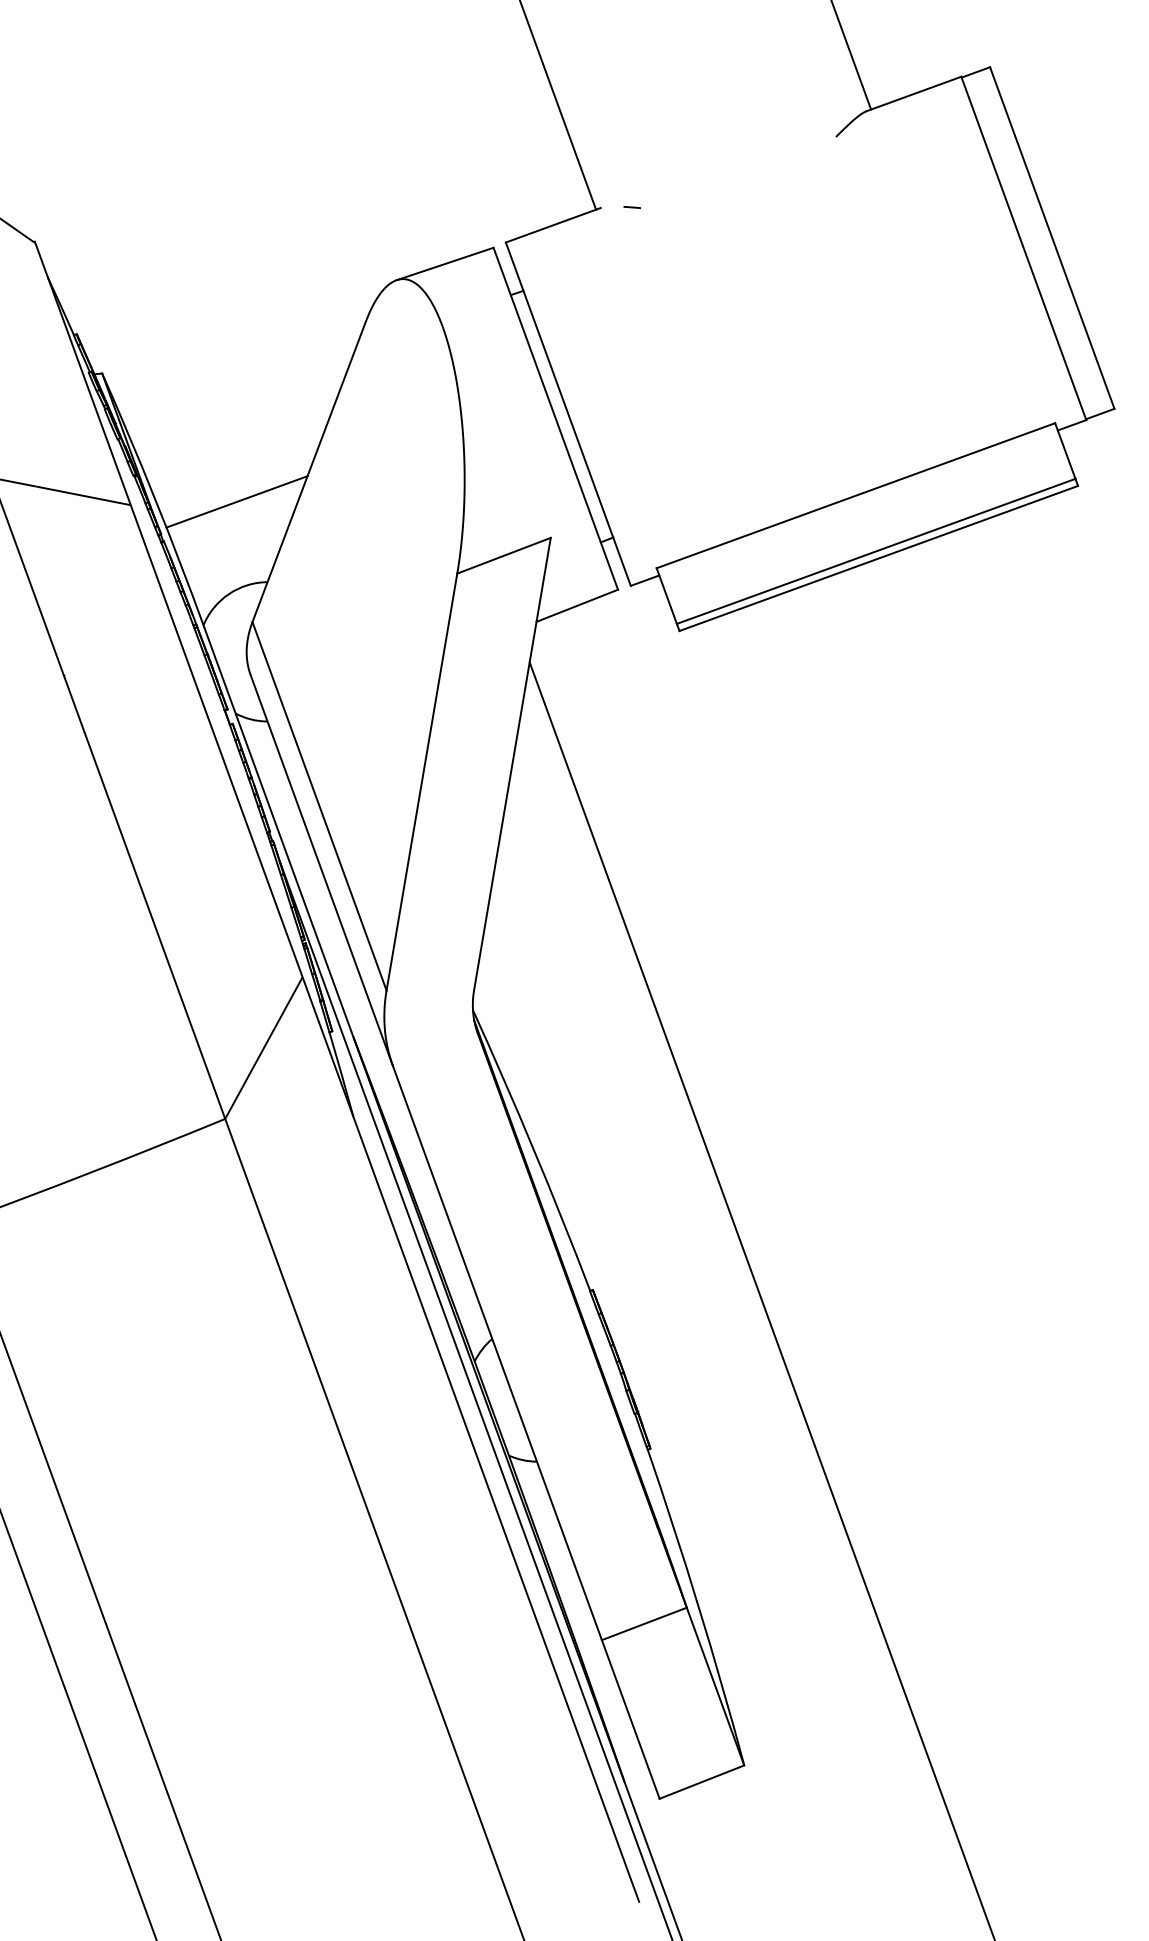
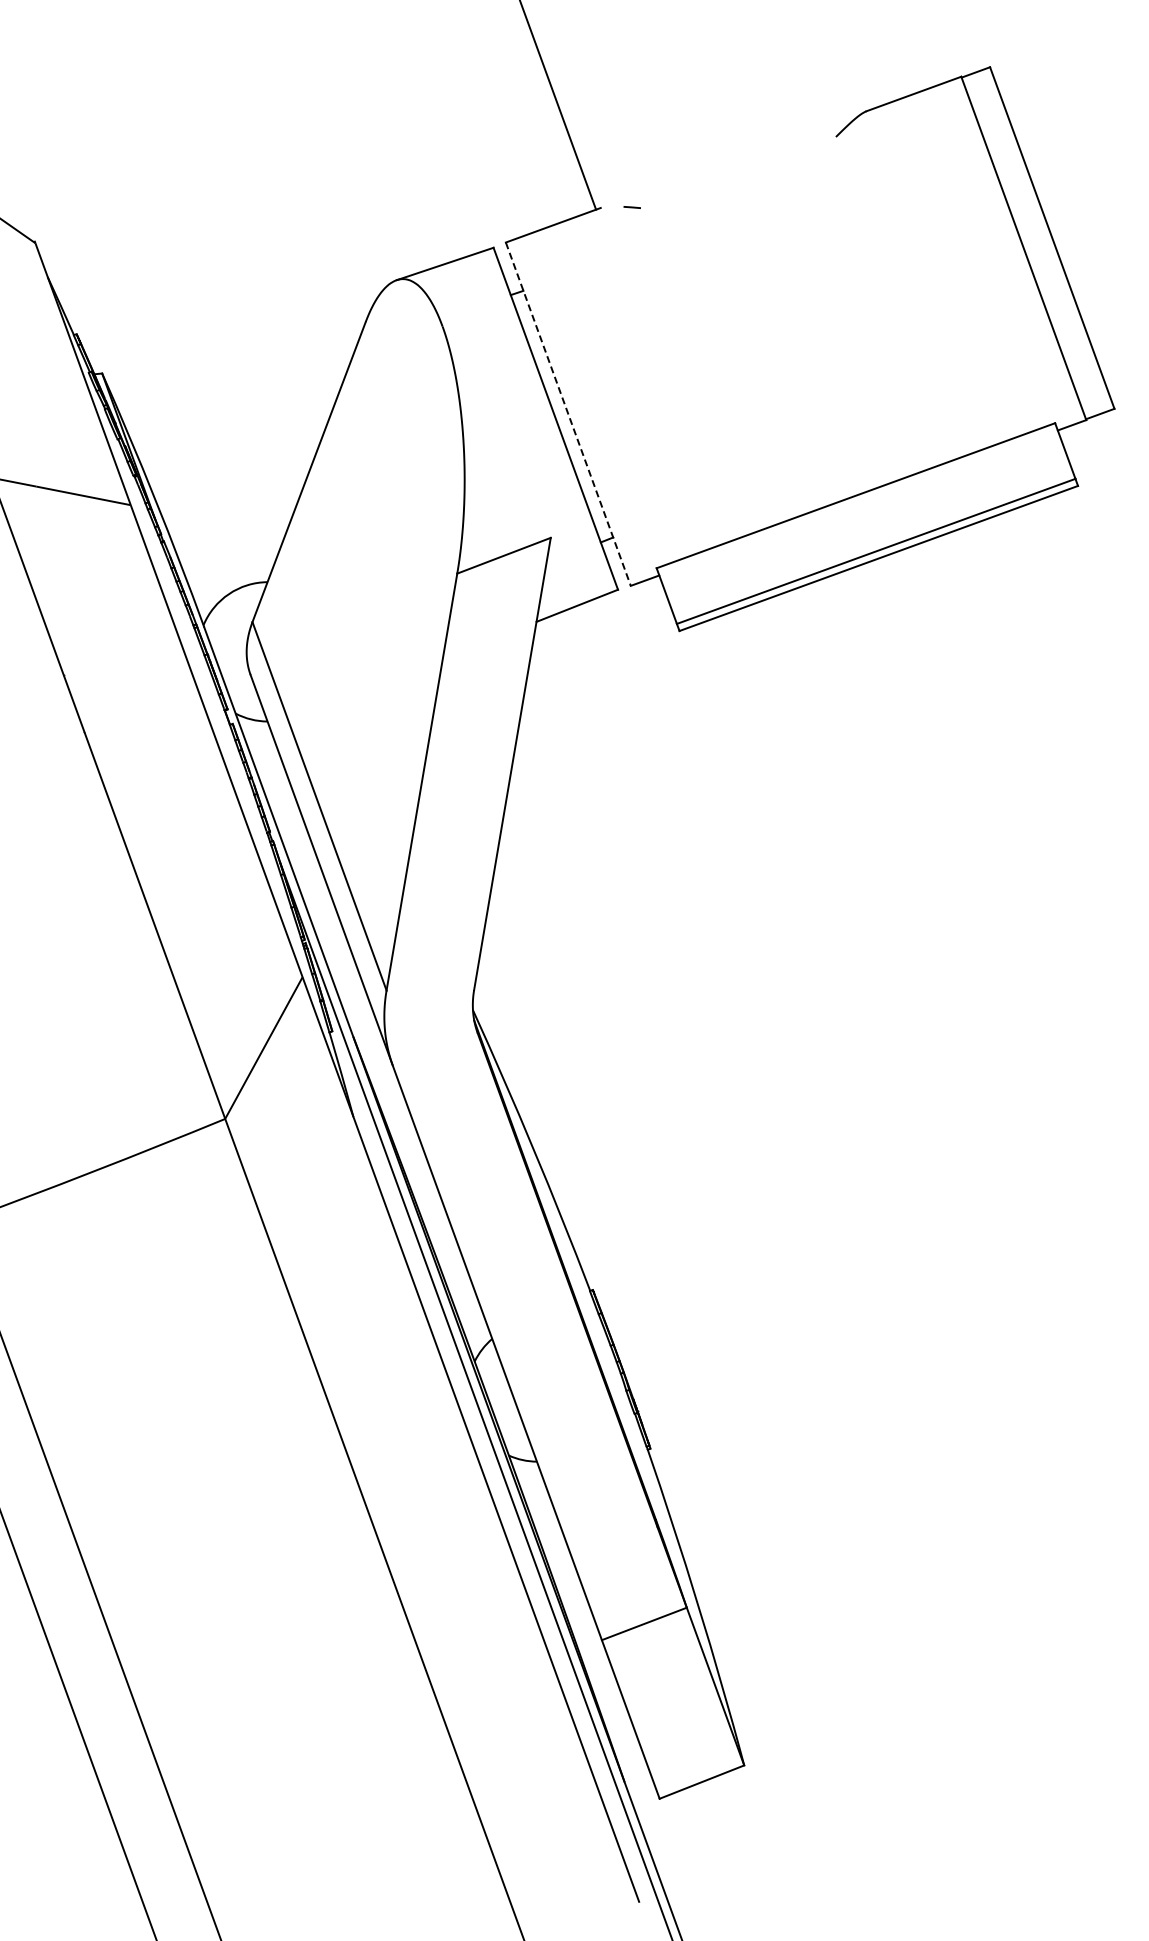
line: present -> none (851, 55)
line: solid -> dashed (568, 414)
line: present -> none (236, 501)
line: present -> none (761, 1299)
